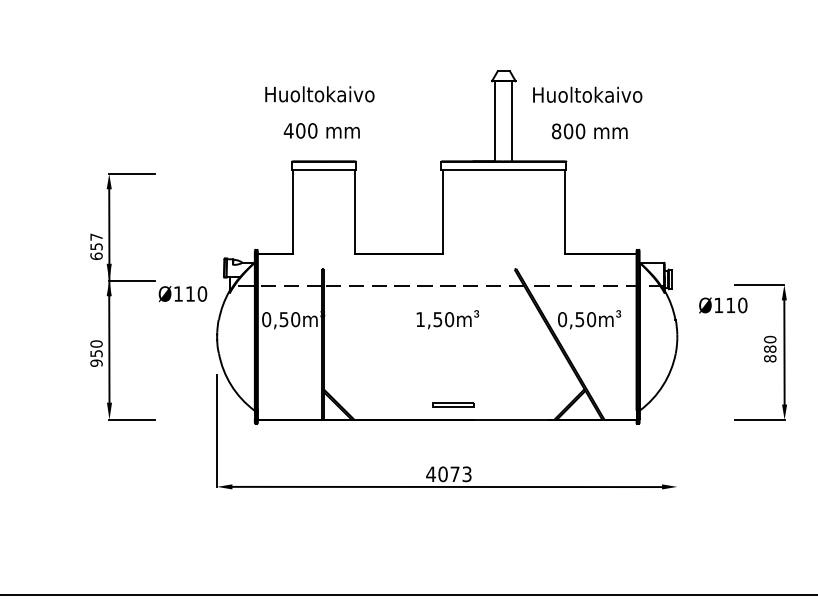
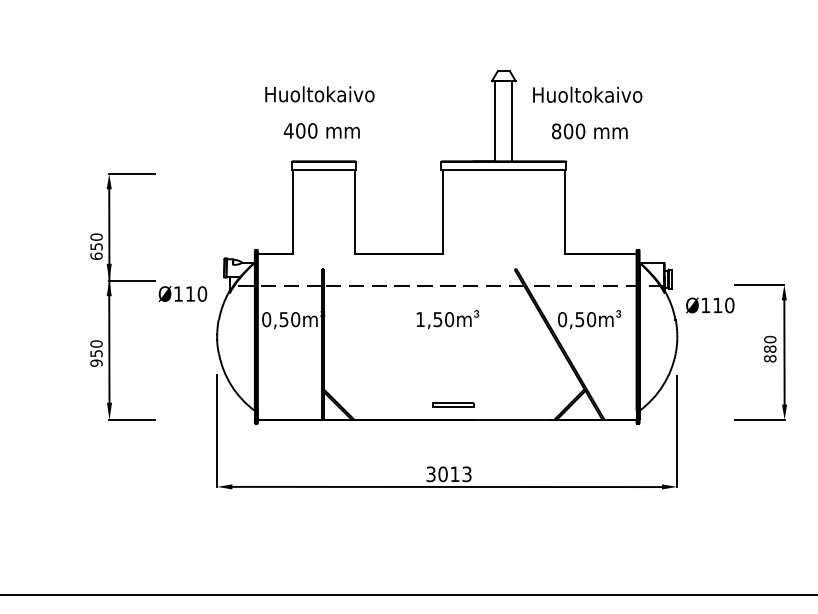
text: 657 -> 650 (96, 236)
text position: (723, 305) -> (710, 305) (710, 305)
line: none -> present (677, 431)
text: 4073 -> 3013 (442, 474)
